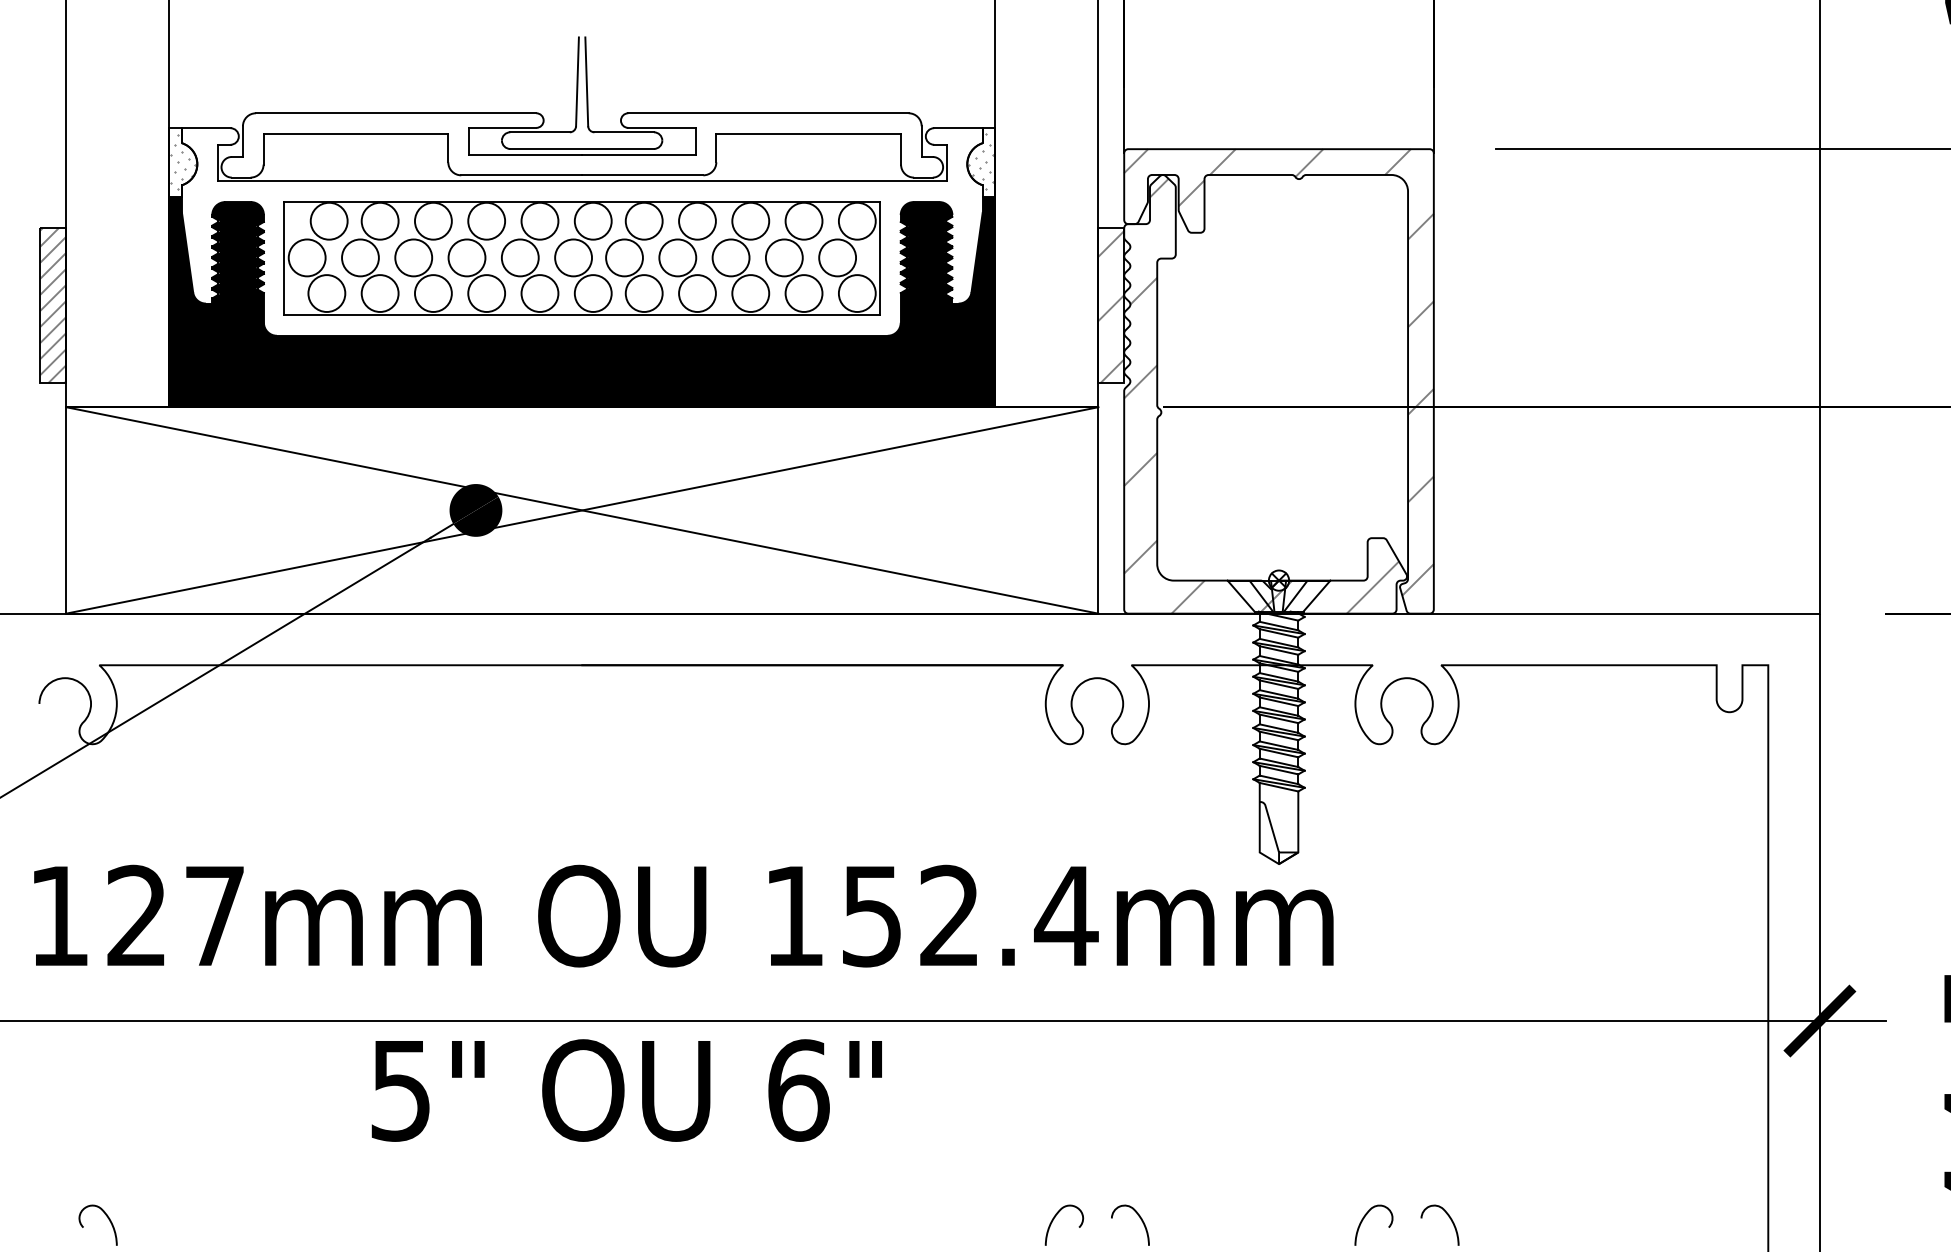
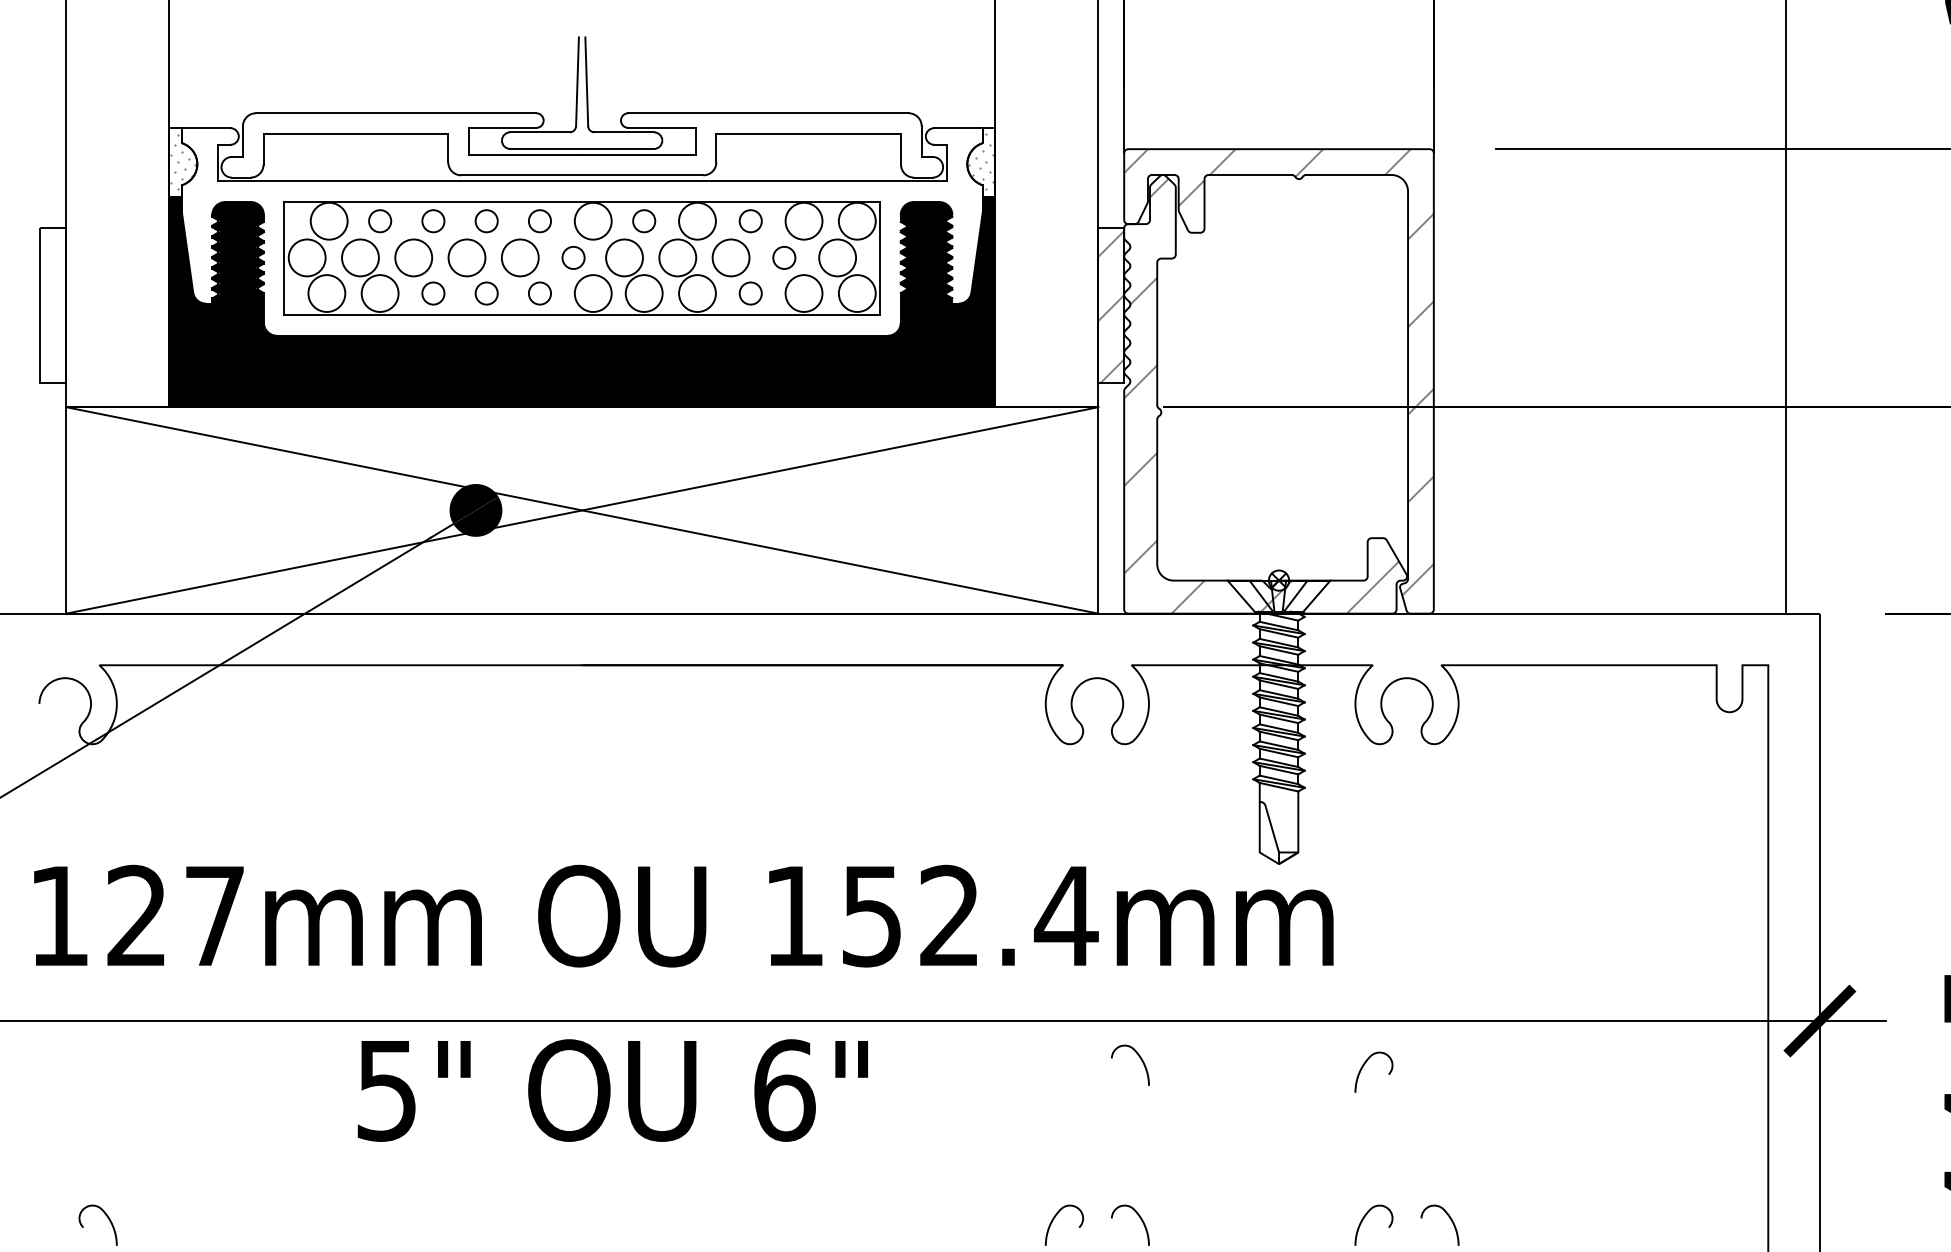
circle diameter: 37 px -> 22 px (380, 221)
circle diameter: 37 px -> 22 px (433, 221)
circle diameter: 37 px -> 22 px (486, 221)
circle diameter: 37 px -> 22 px (539, 221)
circle diameter: 37 px -> 22 px (644, 221)
circle diameter: 37 px -> 22 px (750, 221)
circle diameter: 37 px -> 22 px (573, 257)
circle diameter: 37 px -> 22 px (784, 257)
circle diameter: 37 px -> 22 px (433, 293)
circle diameter: 37 px -> 22 px (486, 293)
circle diameter: 37 px -> 22 px (539, 293)
circle diameter: 37 px -> 22 px (750, 293)
hatch: present -> none (53, 305)
line position: (1819, 307) -> (1785, 307) (1785, 307)
curve: none -> present (1140, 1059)
curve: none -> present (1365, 1064)
text position: (626, 1090) -> (612, 1090) (612, 1090)
